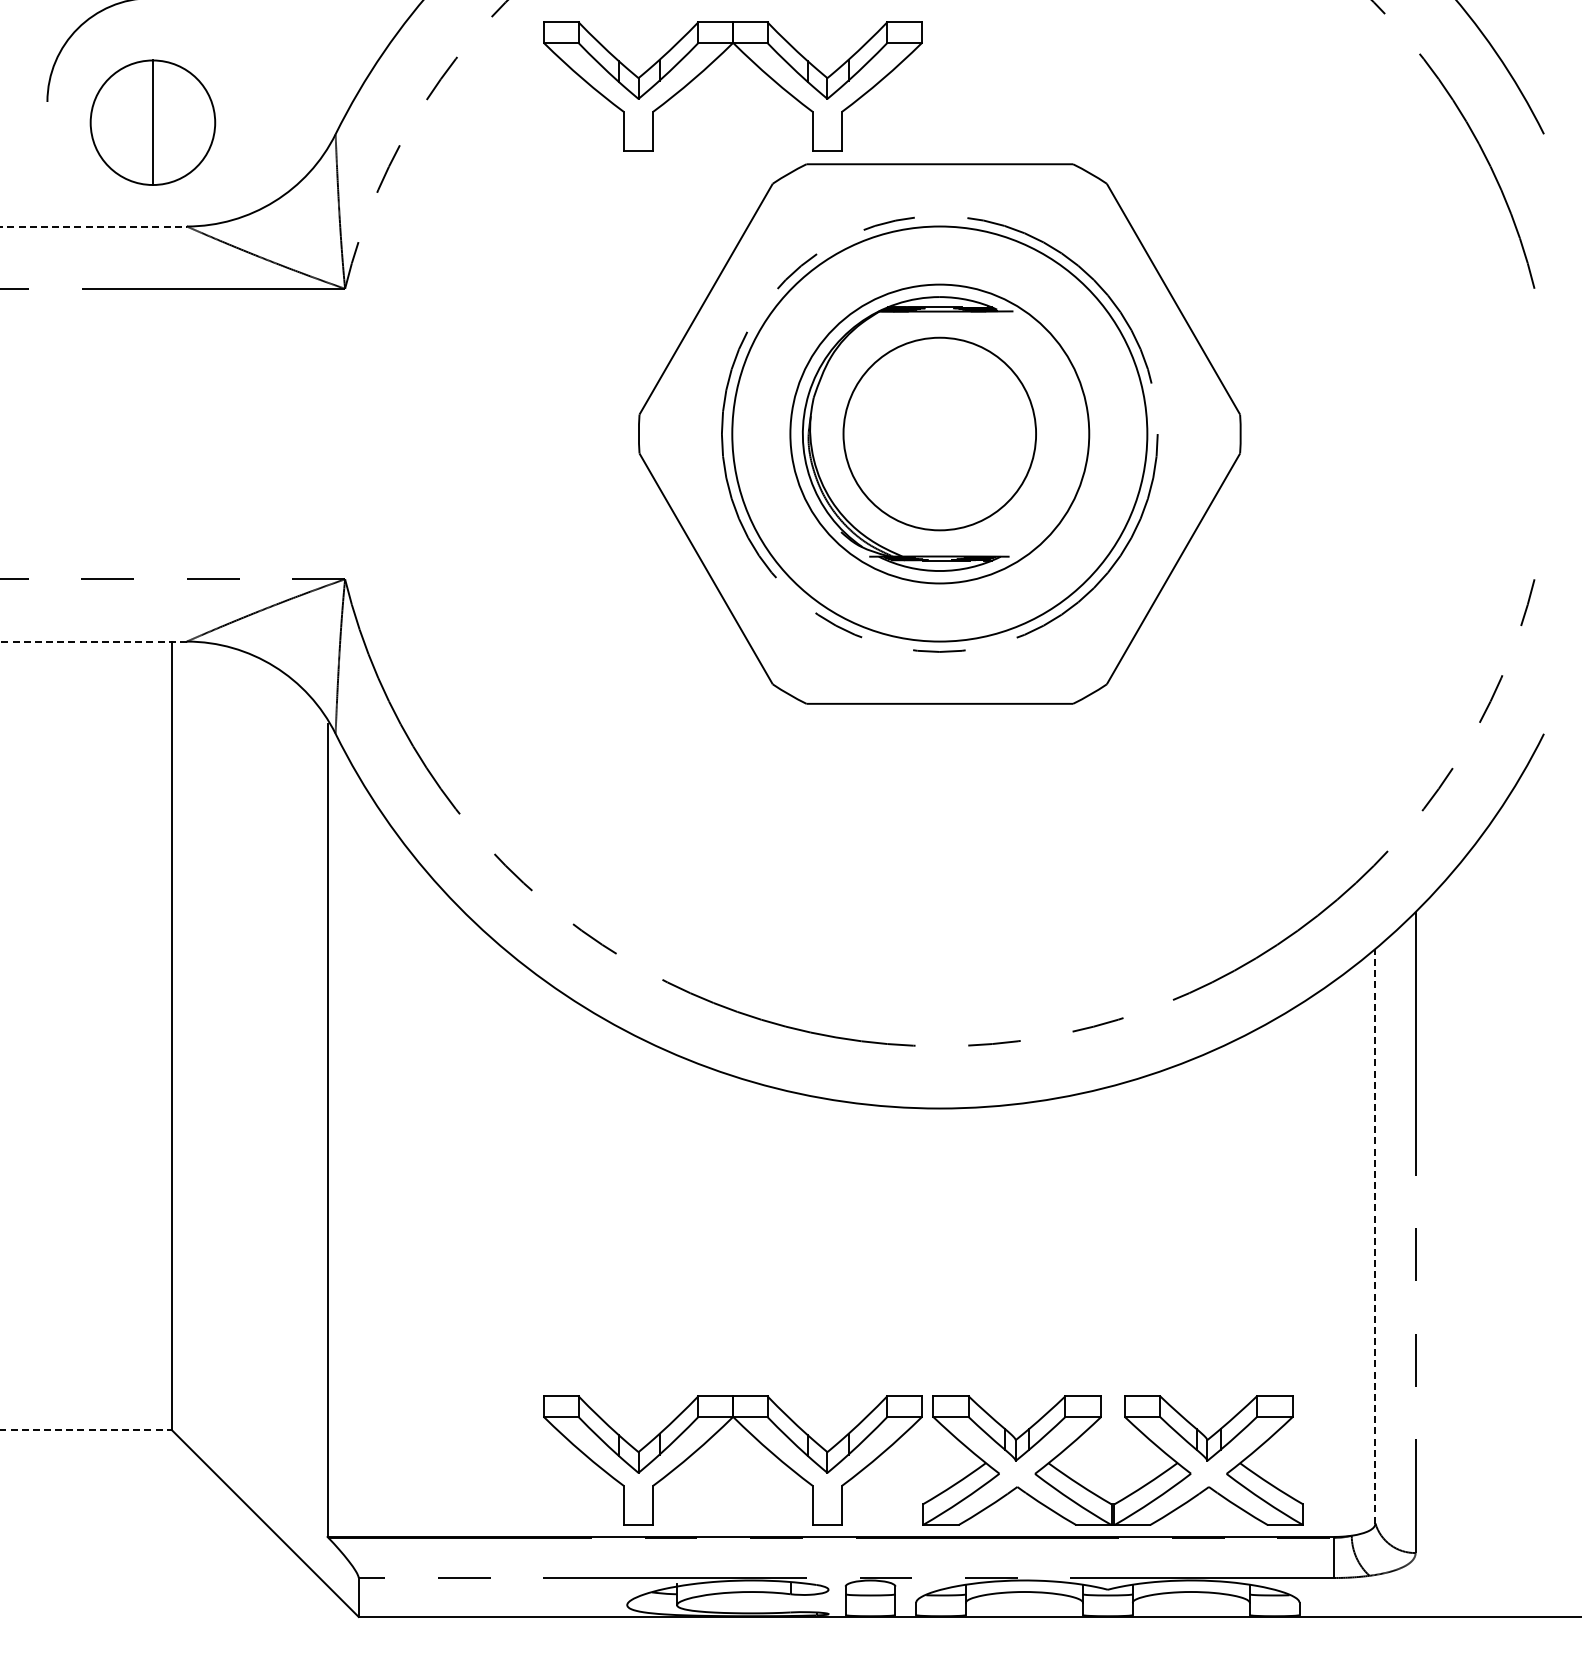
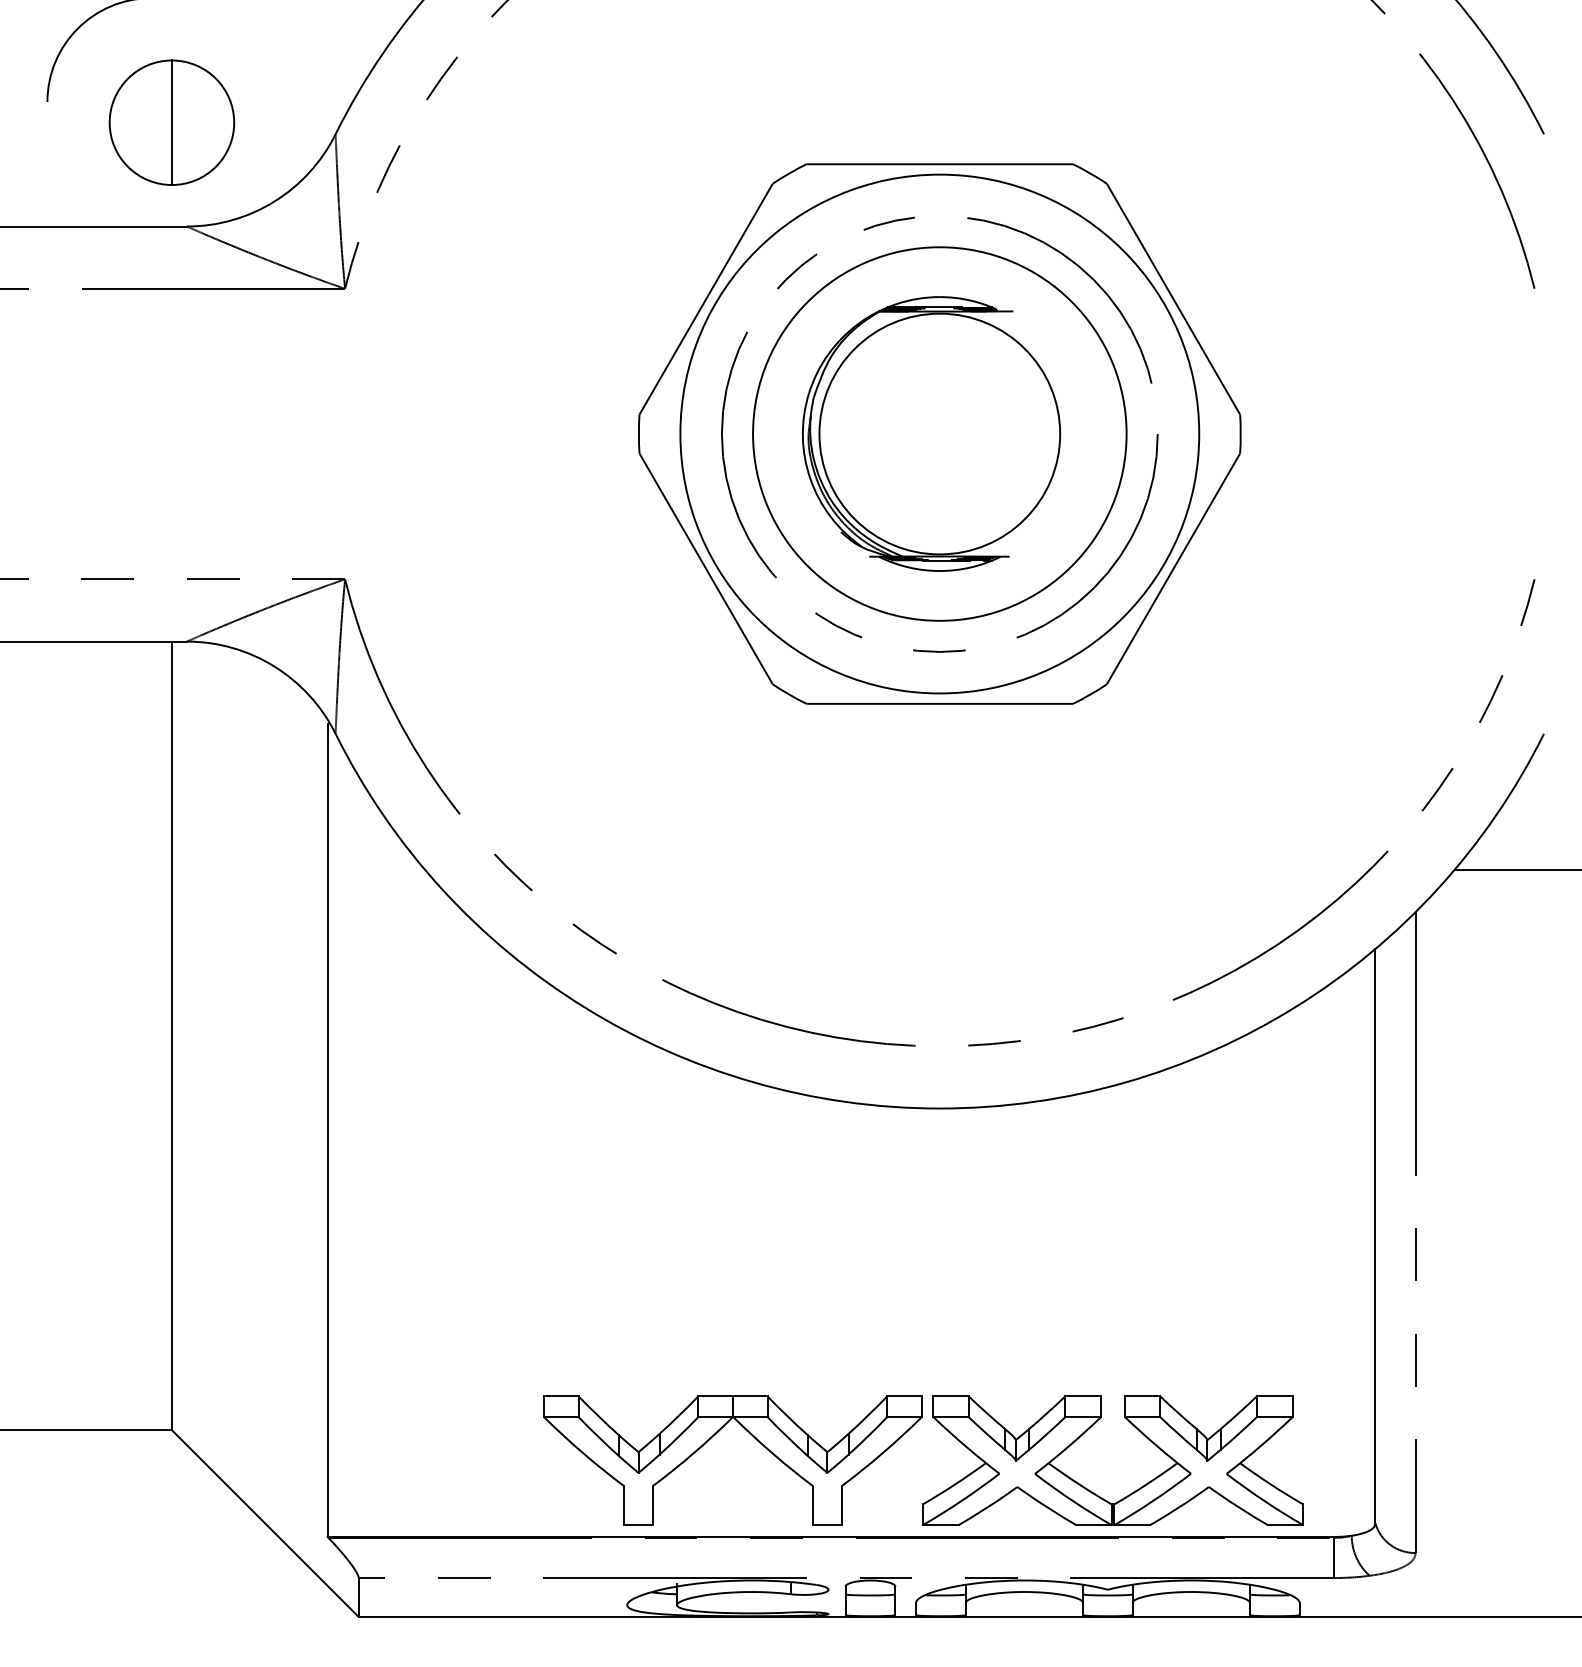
part: present -> none (715, 61)
part position: (152, 122) -> (171, 122) (171, 122)
line: dashed -> solid (93, 226)
circle diameter: 193 px -> 241 px (939, 433)
circle diameter: 299 px -> 374 px (939, 433)
circle diameter: 415 px -> 519 px (939, 433)
line: dashed -> solid (93, 641)
line: none -> present (1516, 869)
line: dashed -> solid (1375, 1235)
line: dashed -> solid (86, 1430)
